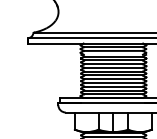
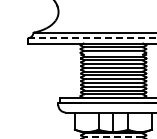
line: solid -> dashed (93, 38)
line: solid -> dashed (113, 137)
